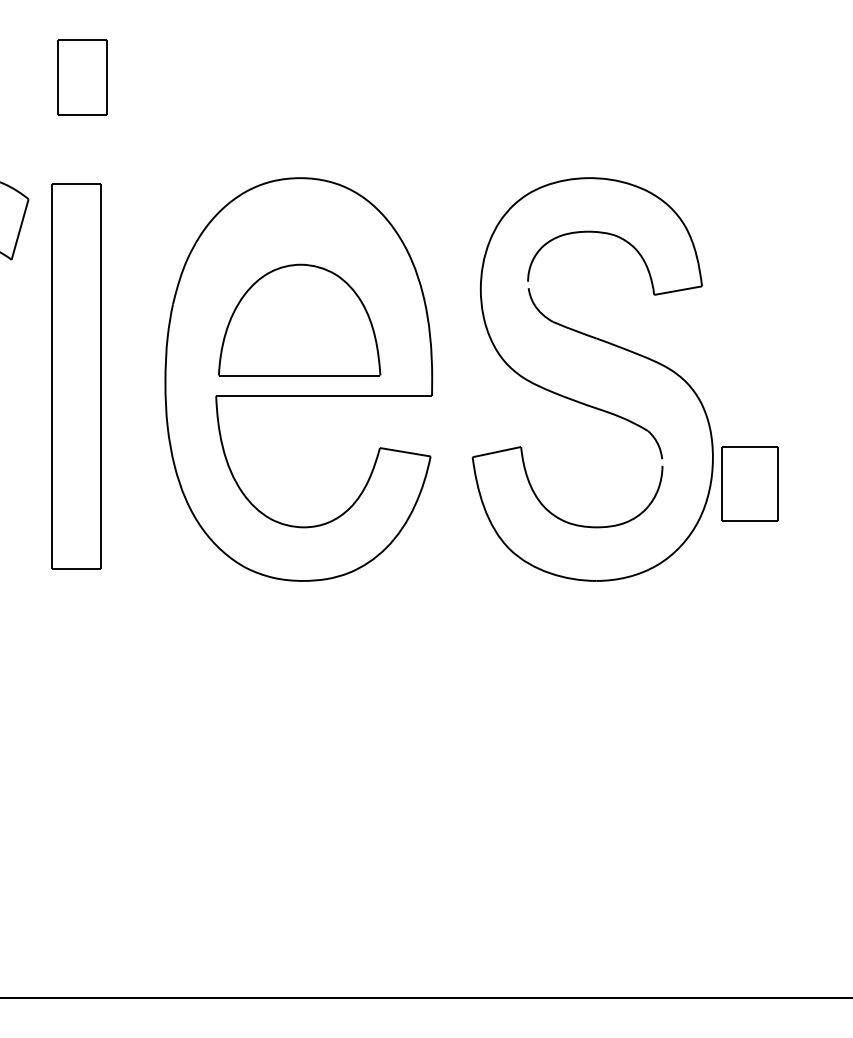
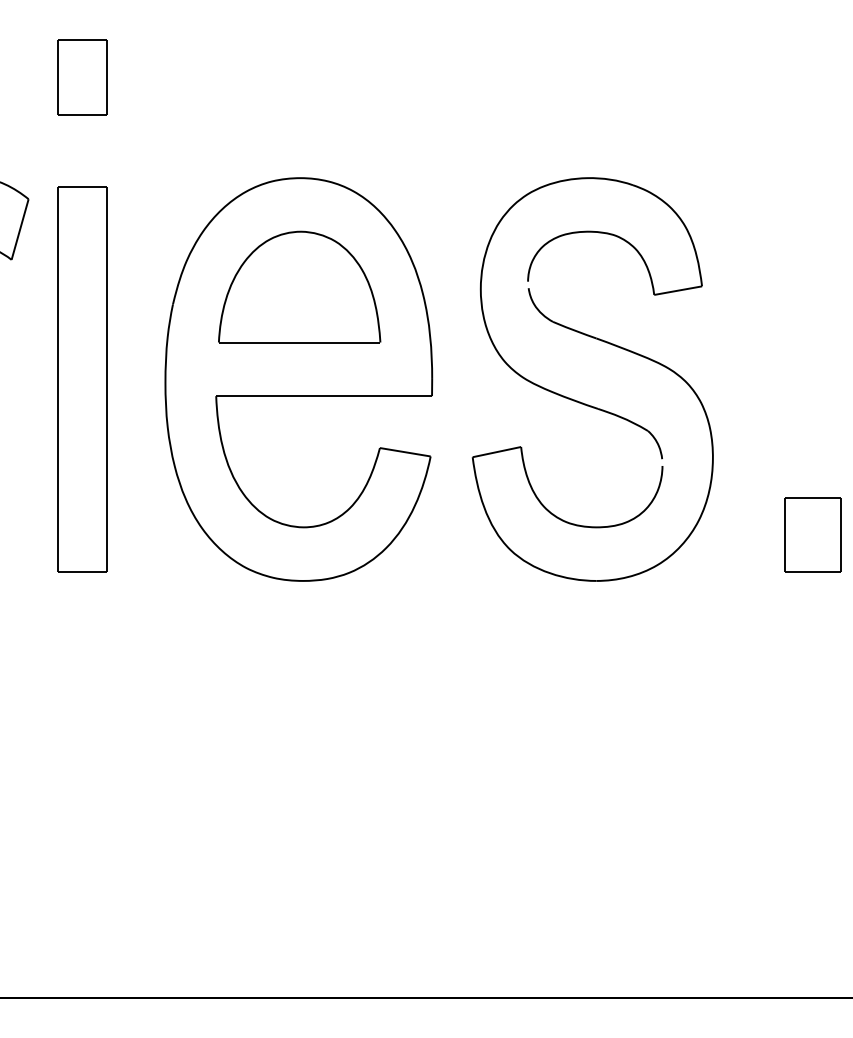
part position: (299, 319) -> (299, 286) (299, 286)
part position: (76, 376) -> (82, 379) (82, 379)
part position: (749, 483) -> (812, 534) (812, 534)
